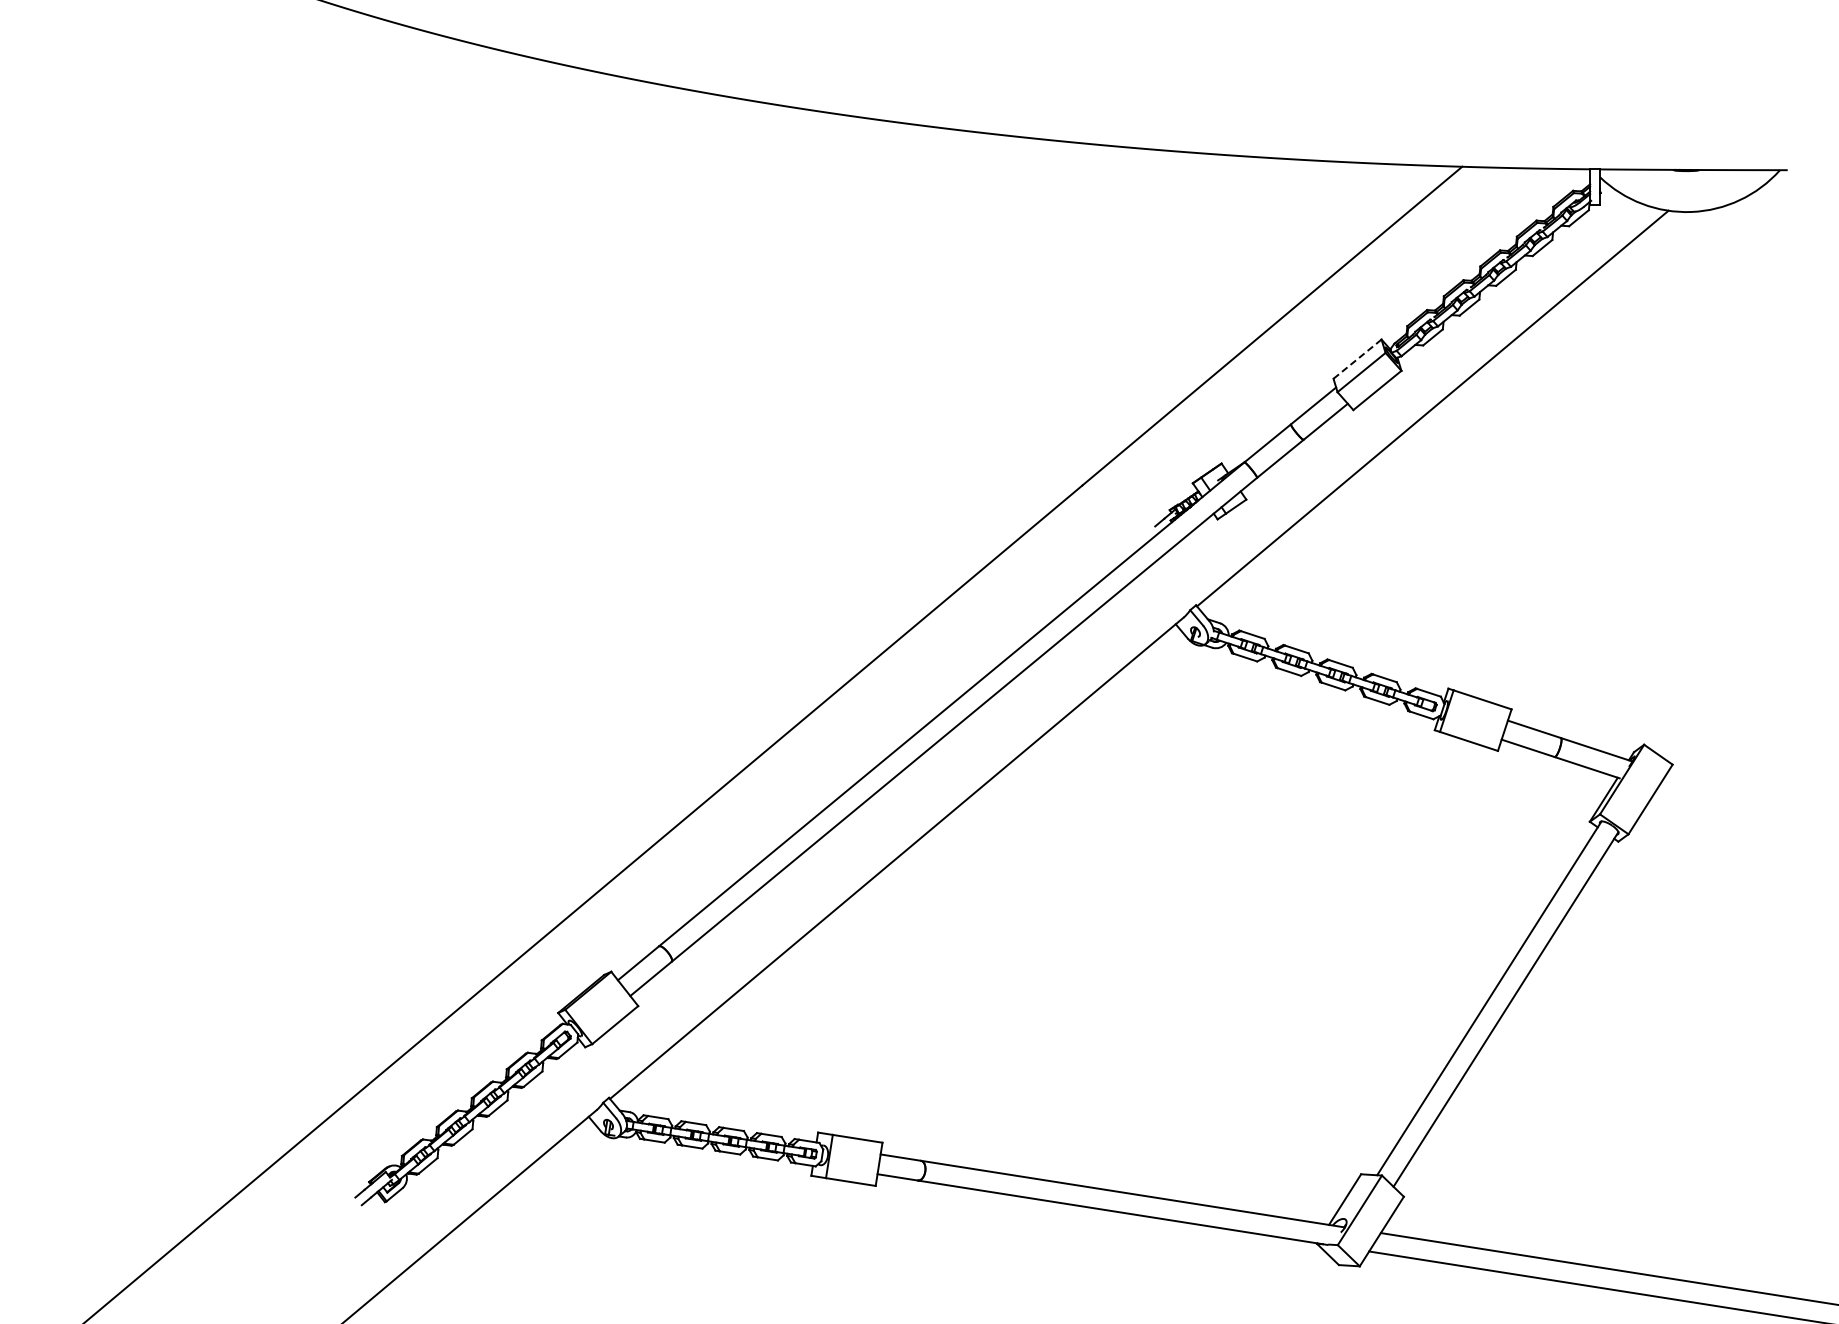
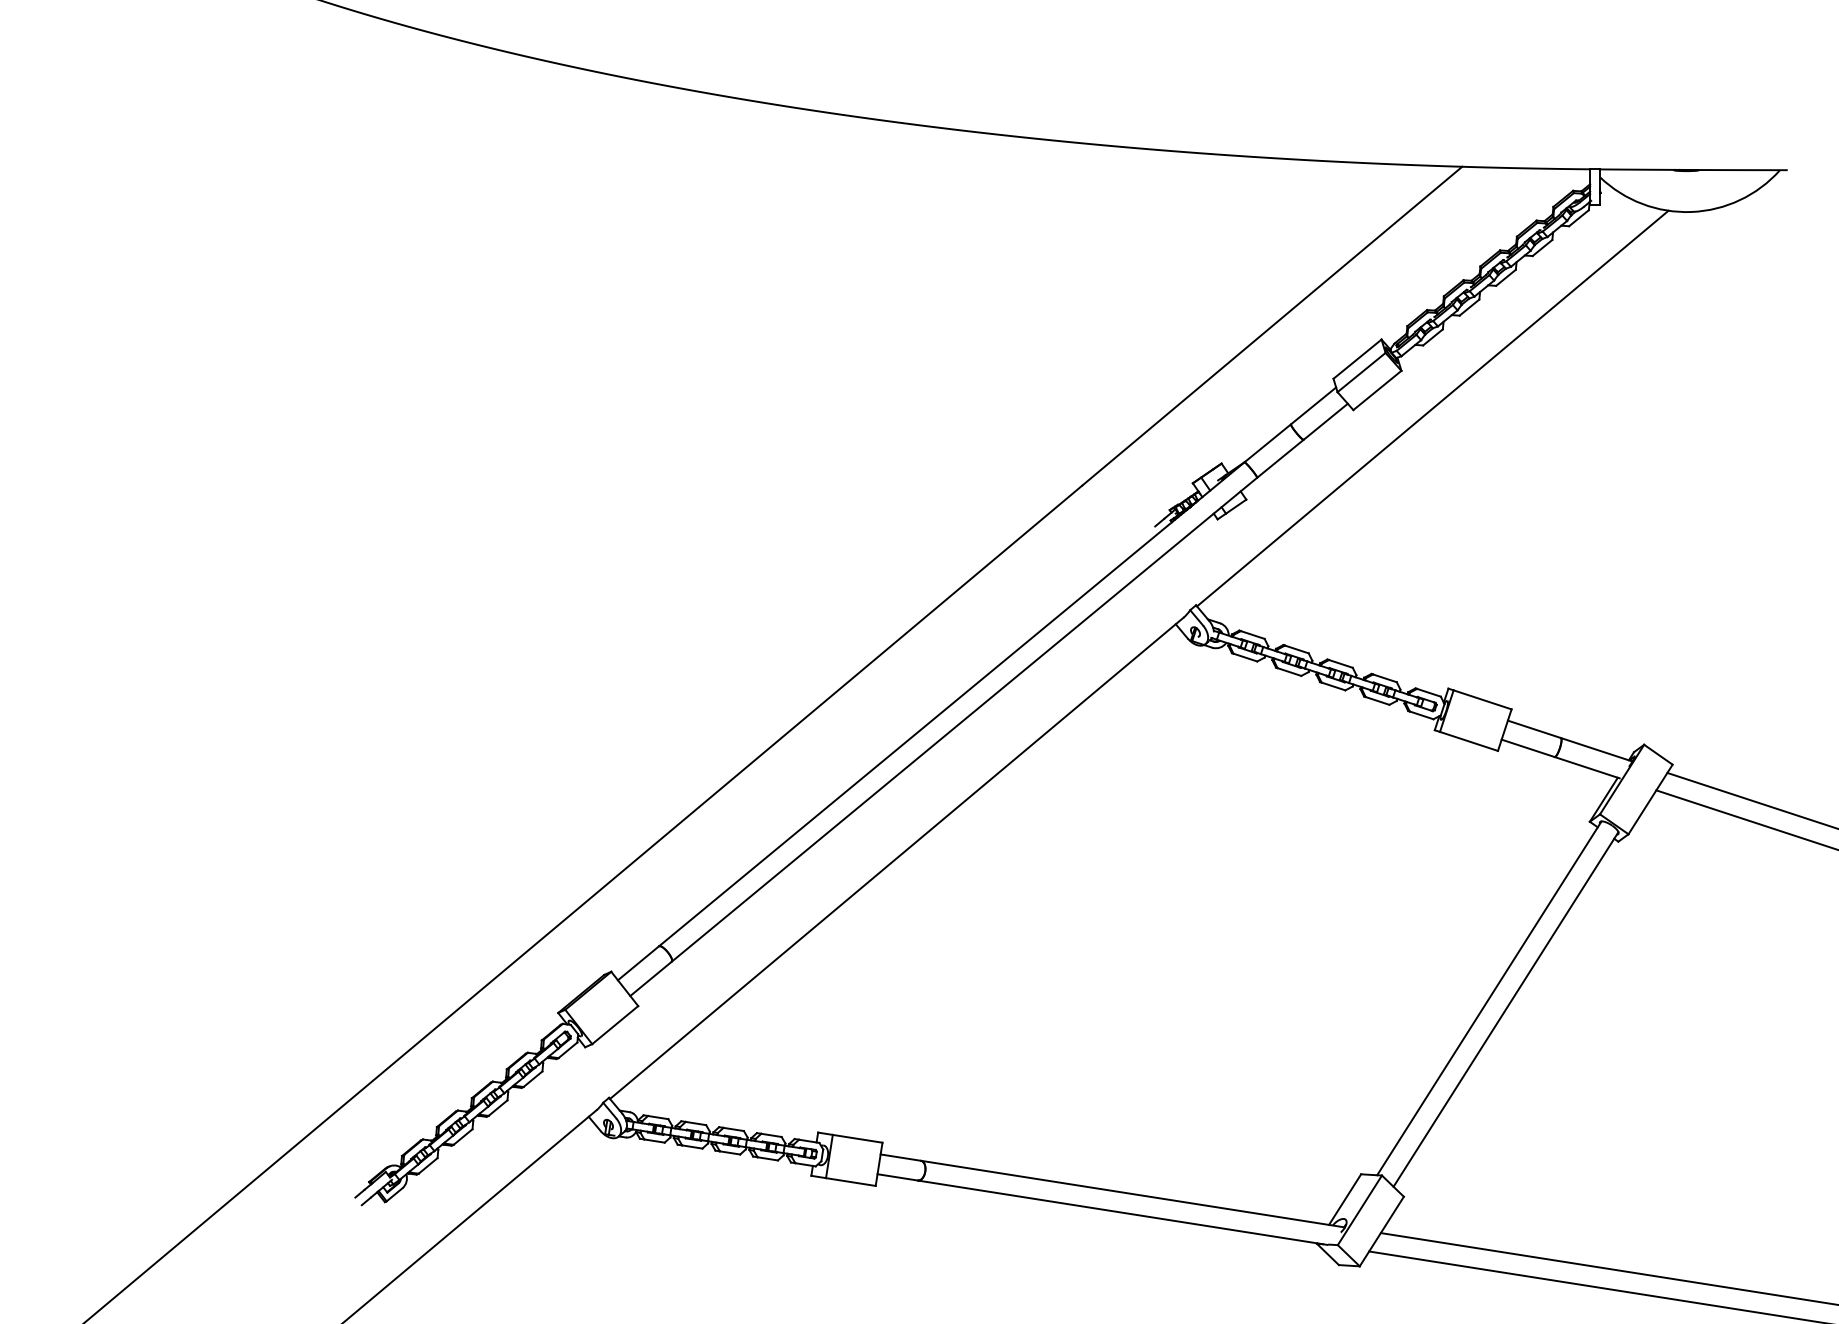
line: dashed -> solid (1357, 358)
line: none -> present (1751, 800)
line: none -> present (1745, 819)
